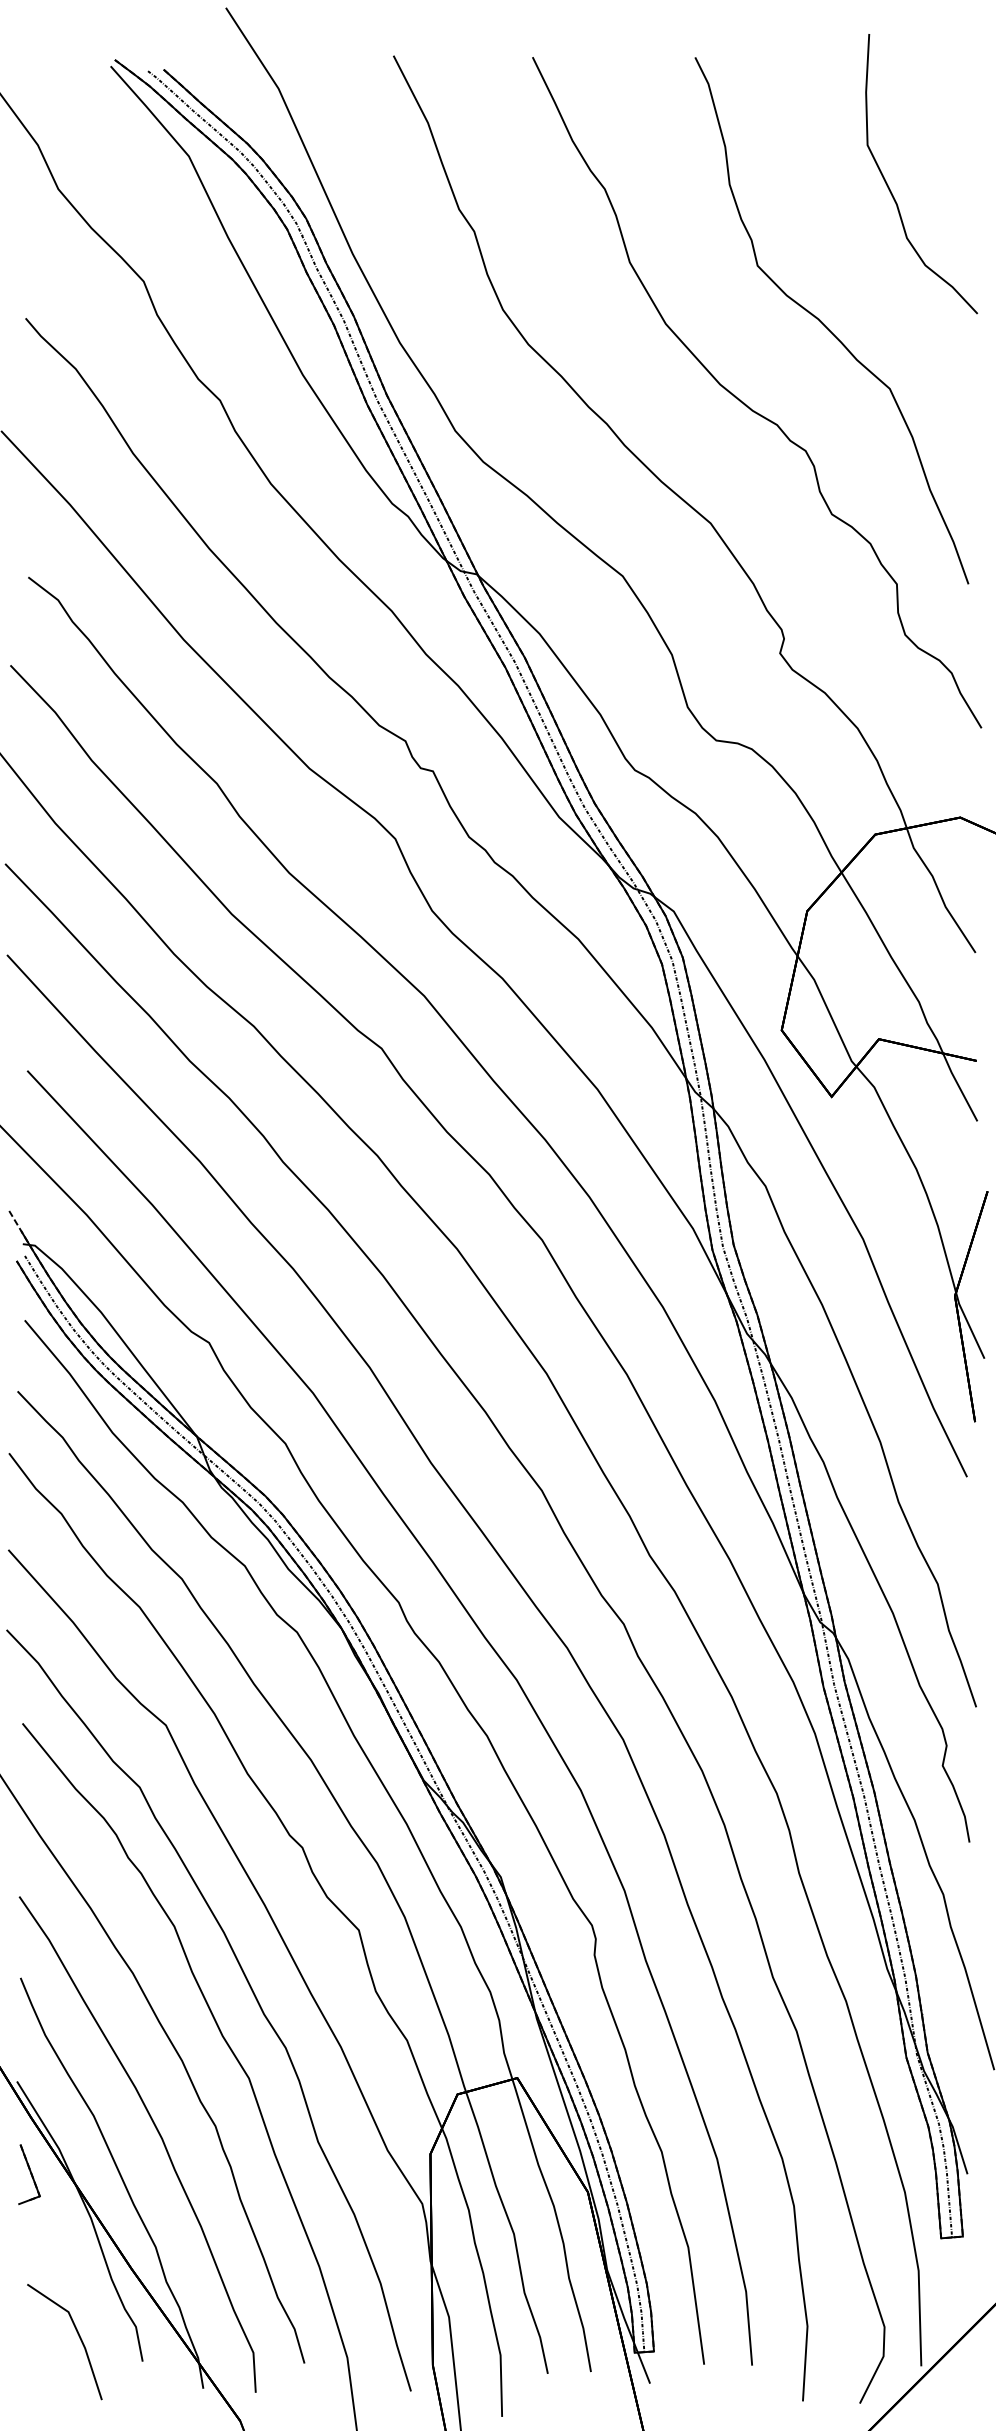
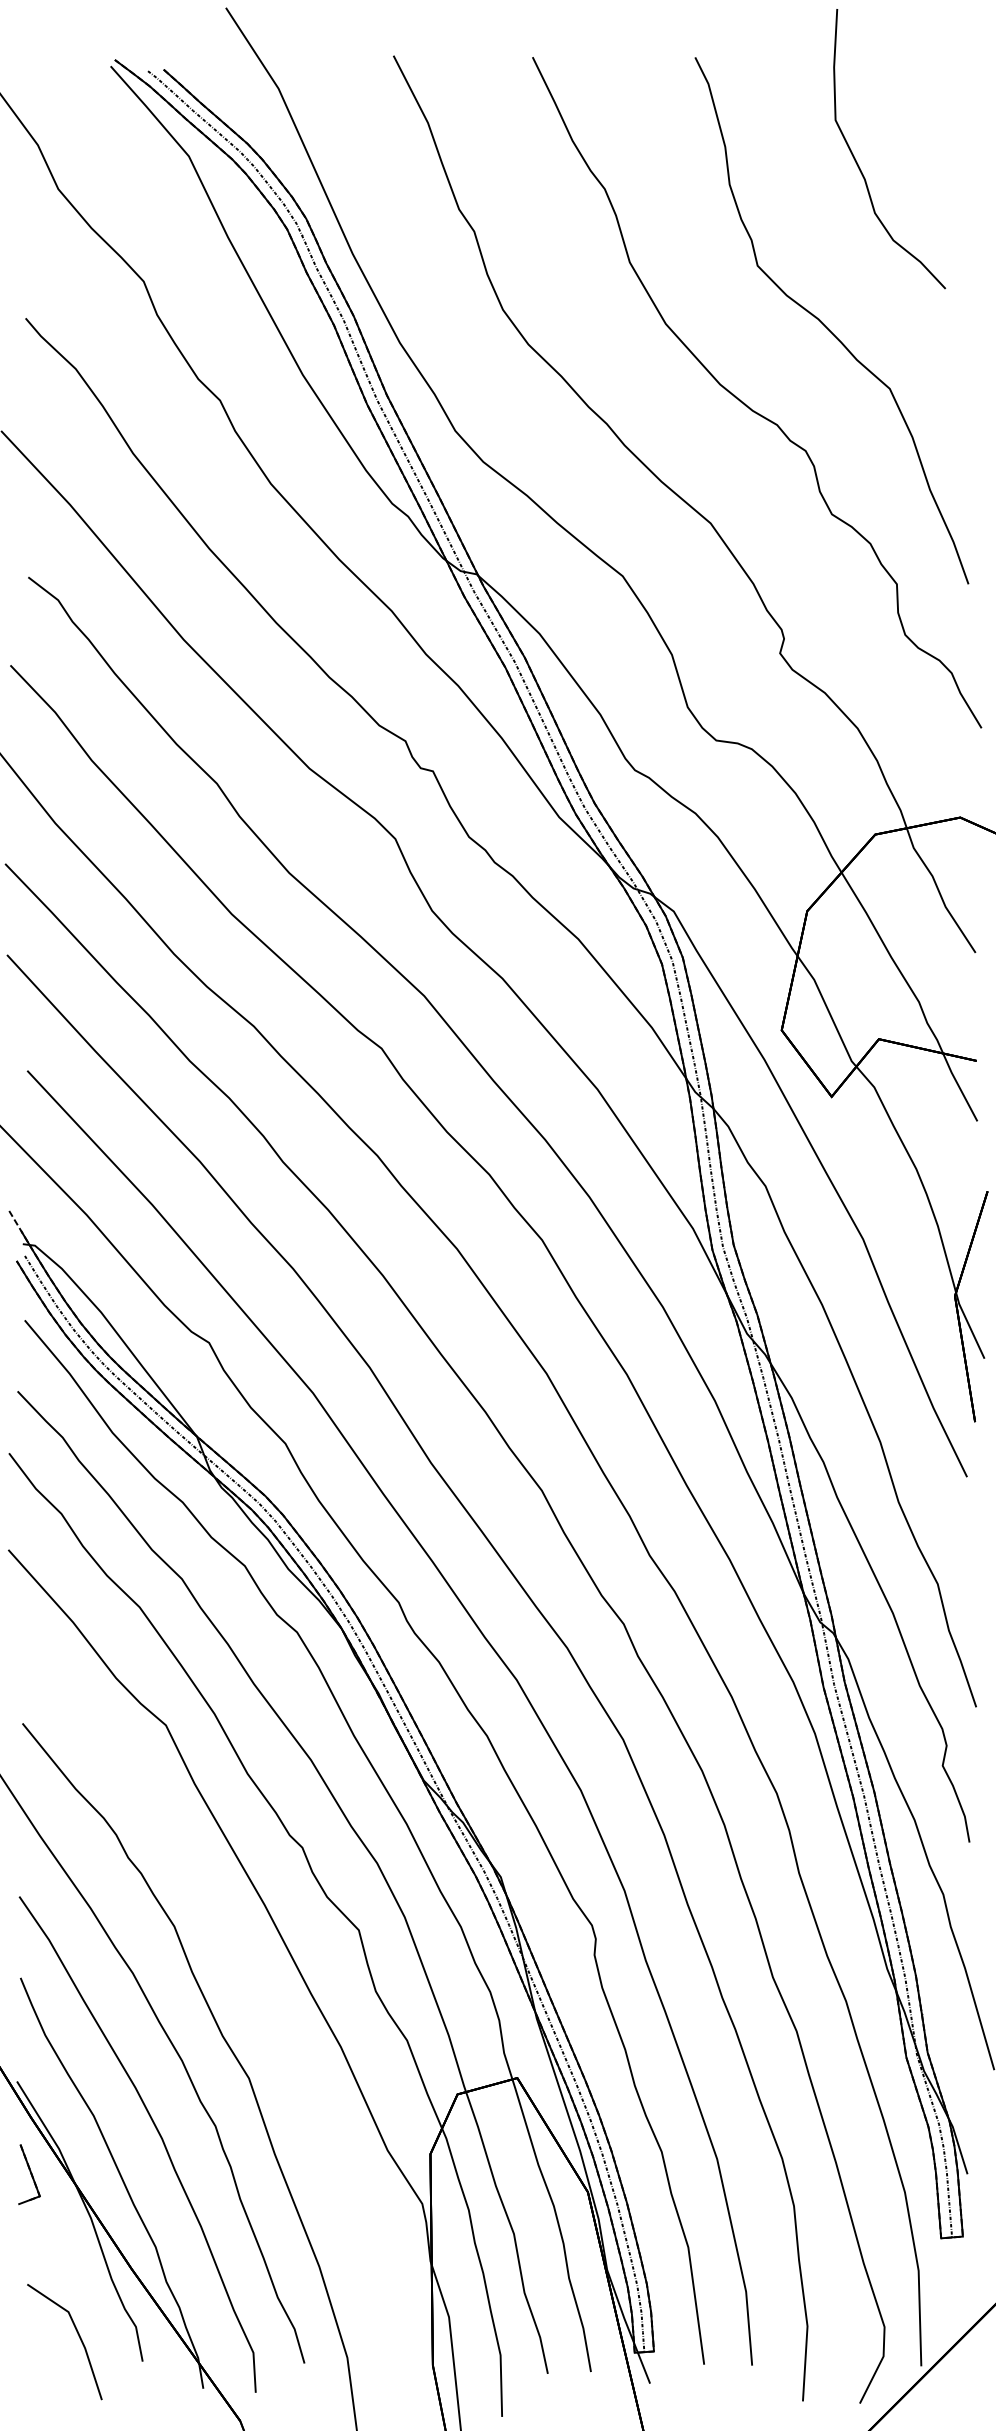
curve position: (890, 189) -> (858, 164) (858, 164)
curve: present -> none (250, 1989)
